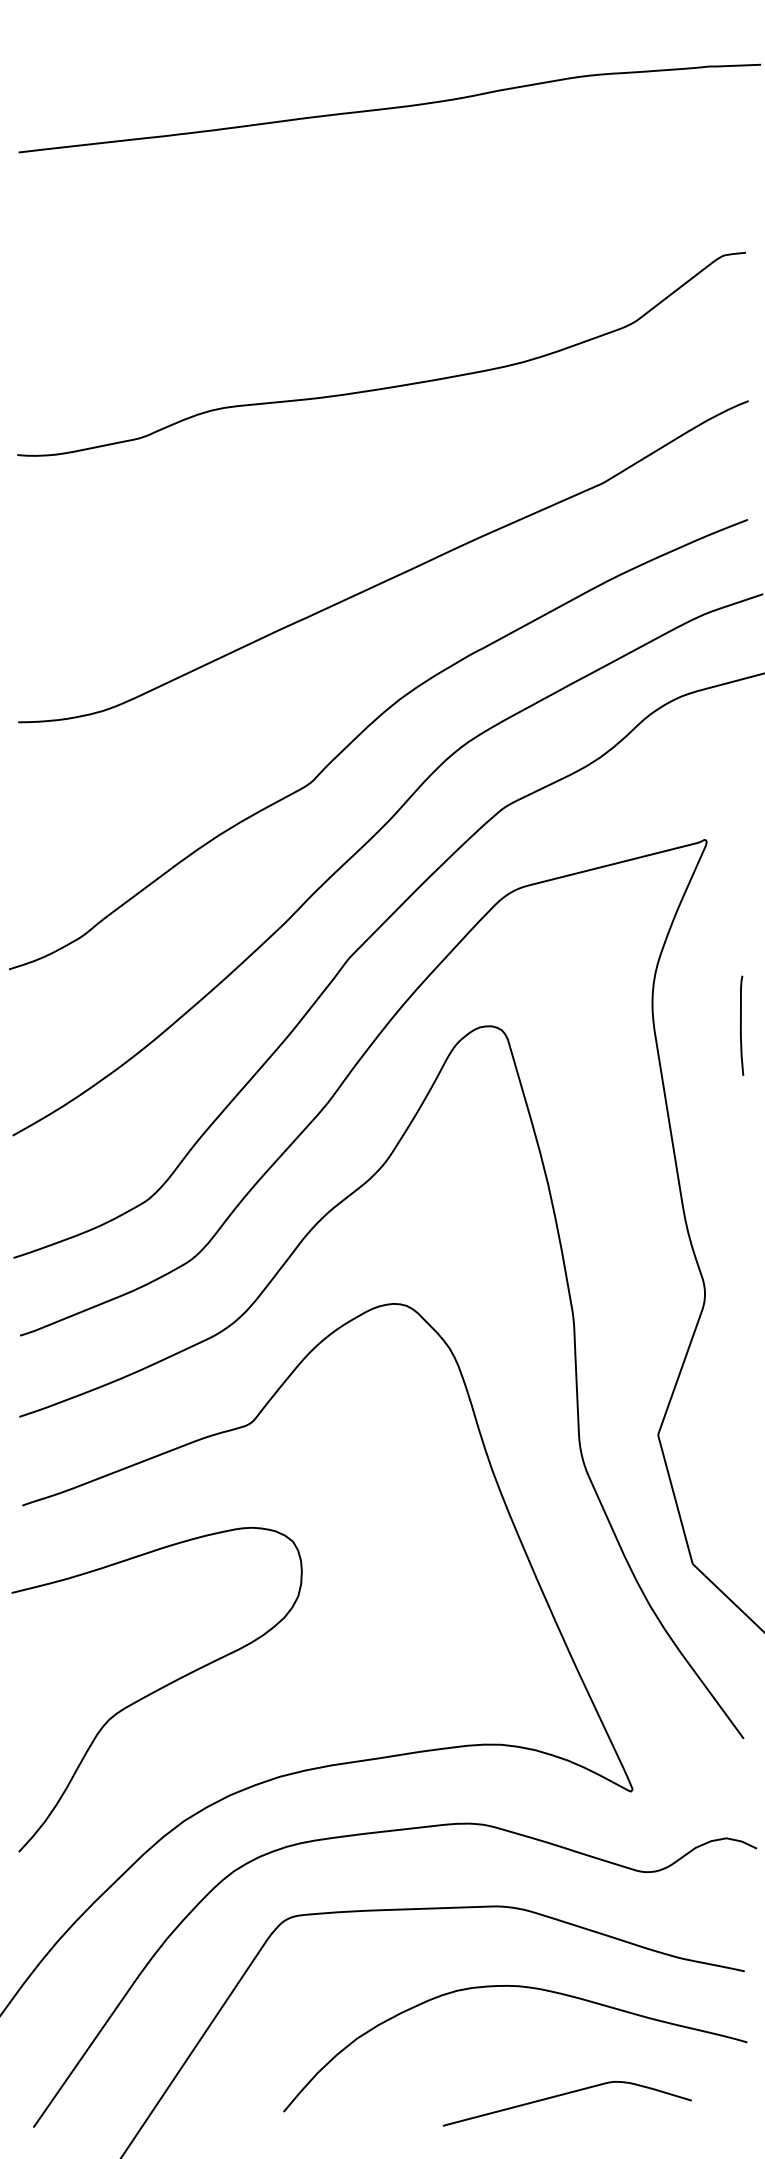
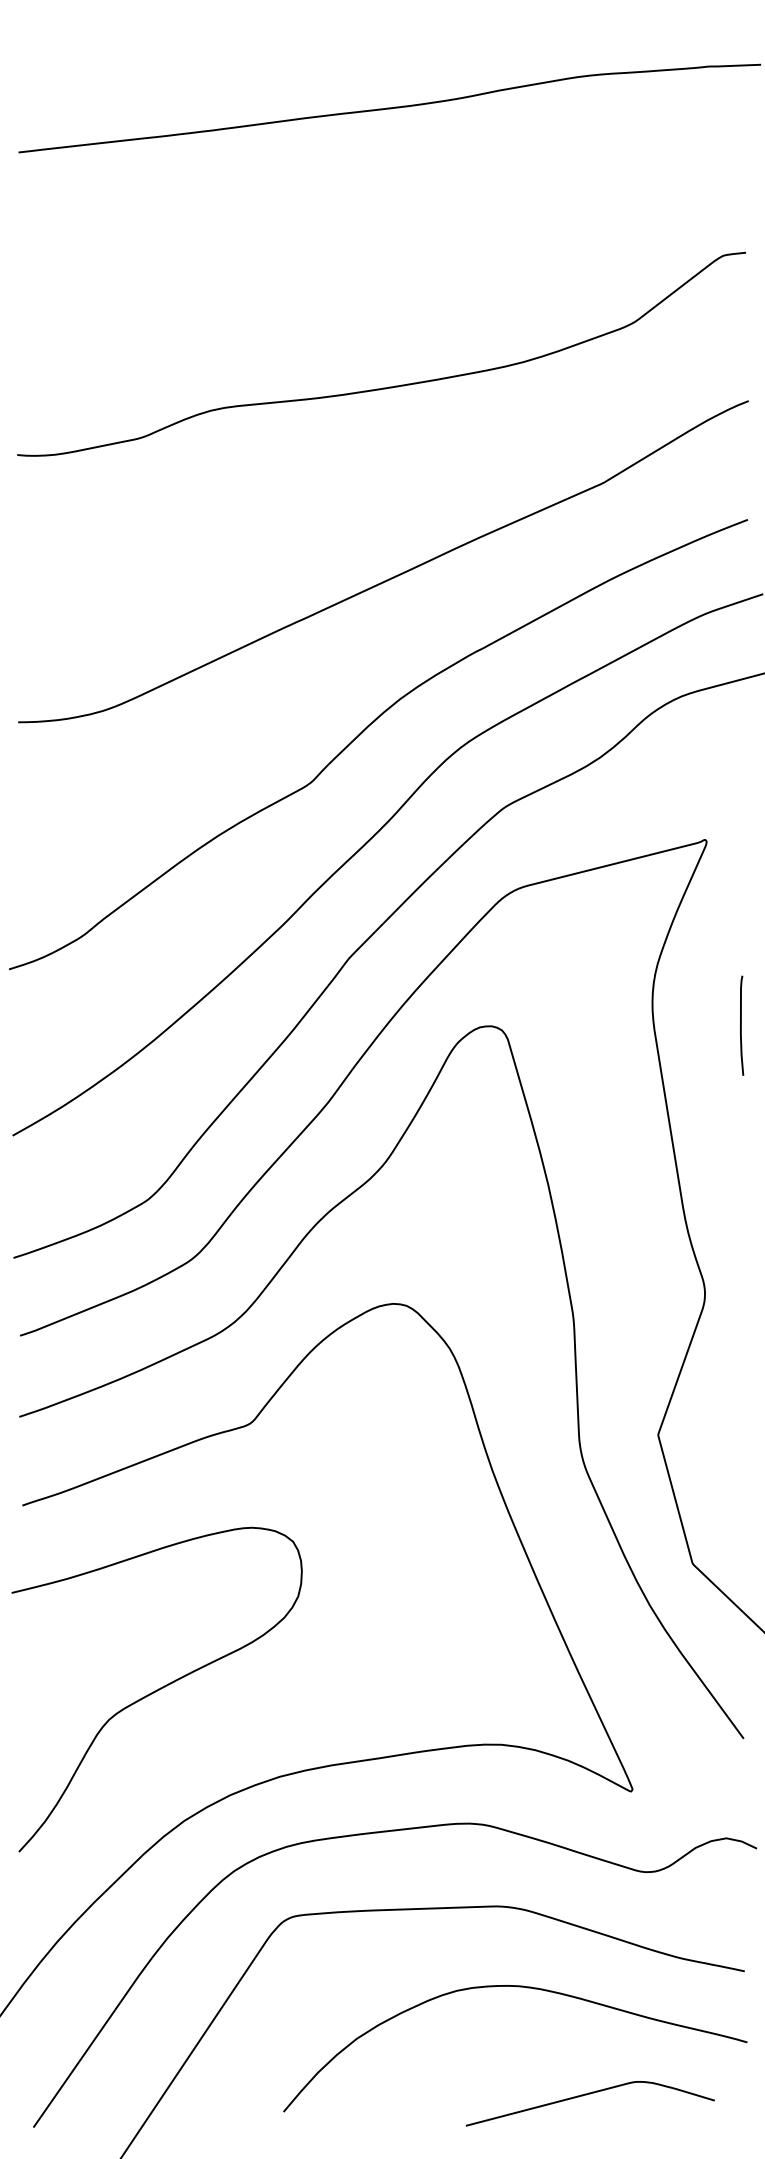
curve position: (563, 2095) -> (586, 2095) (586, 2095)
